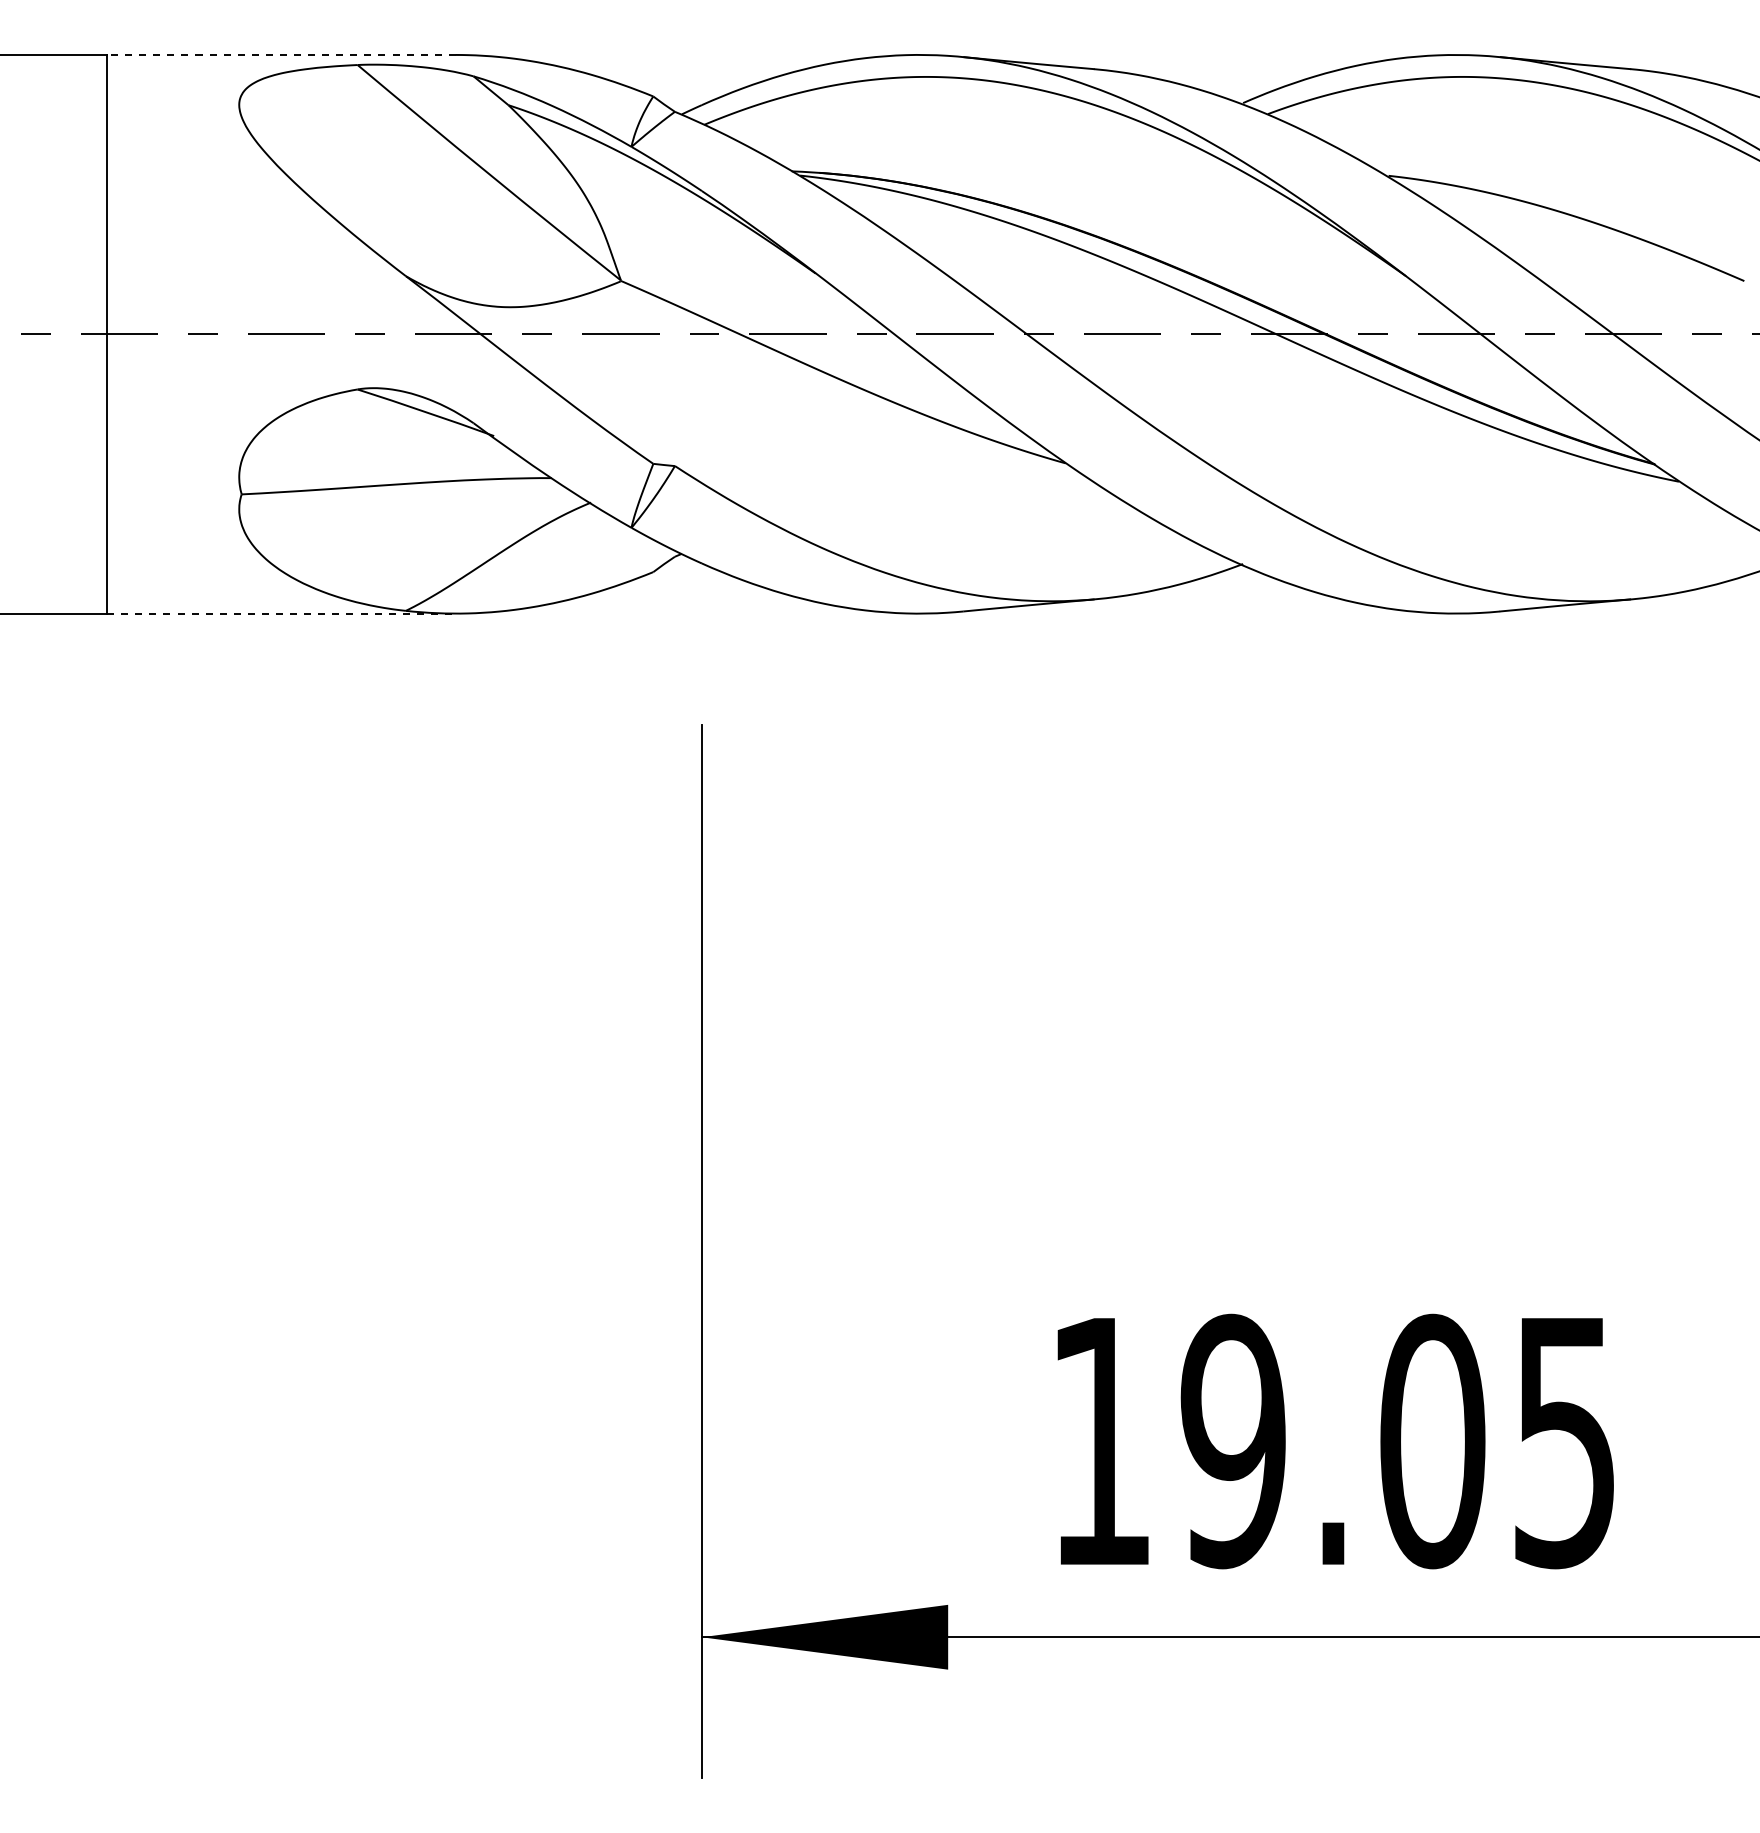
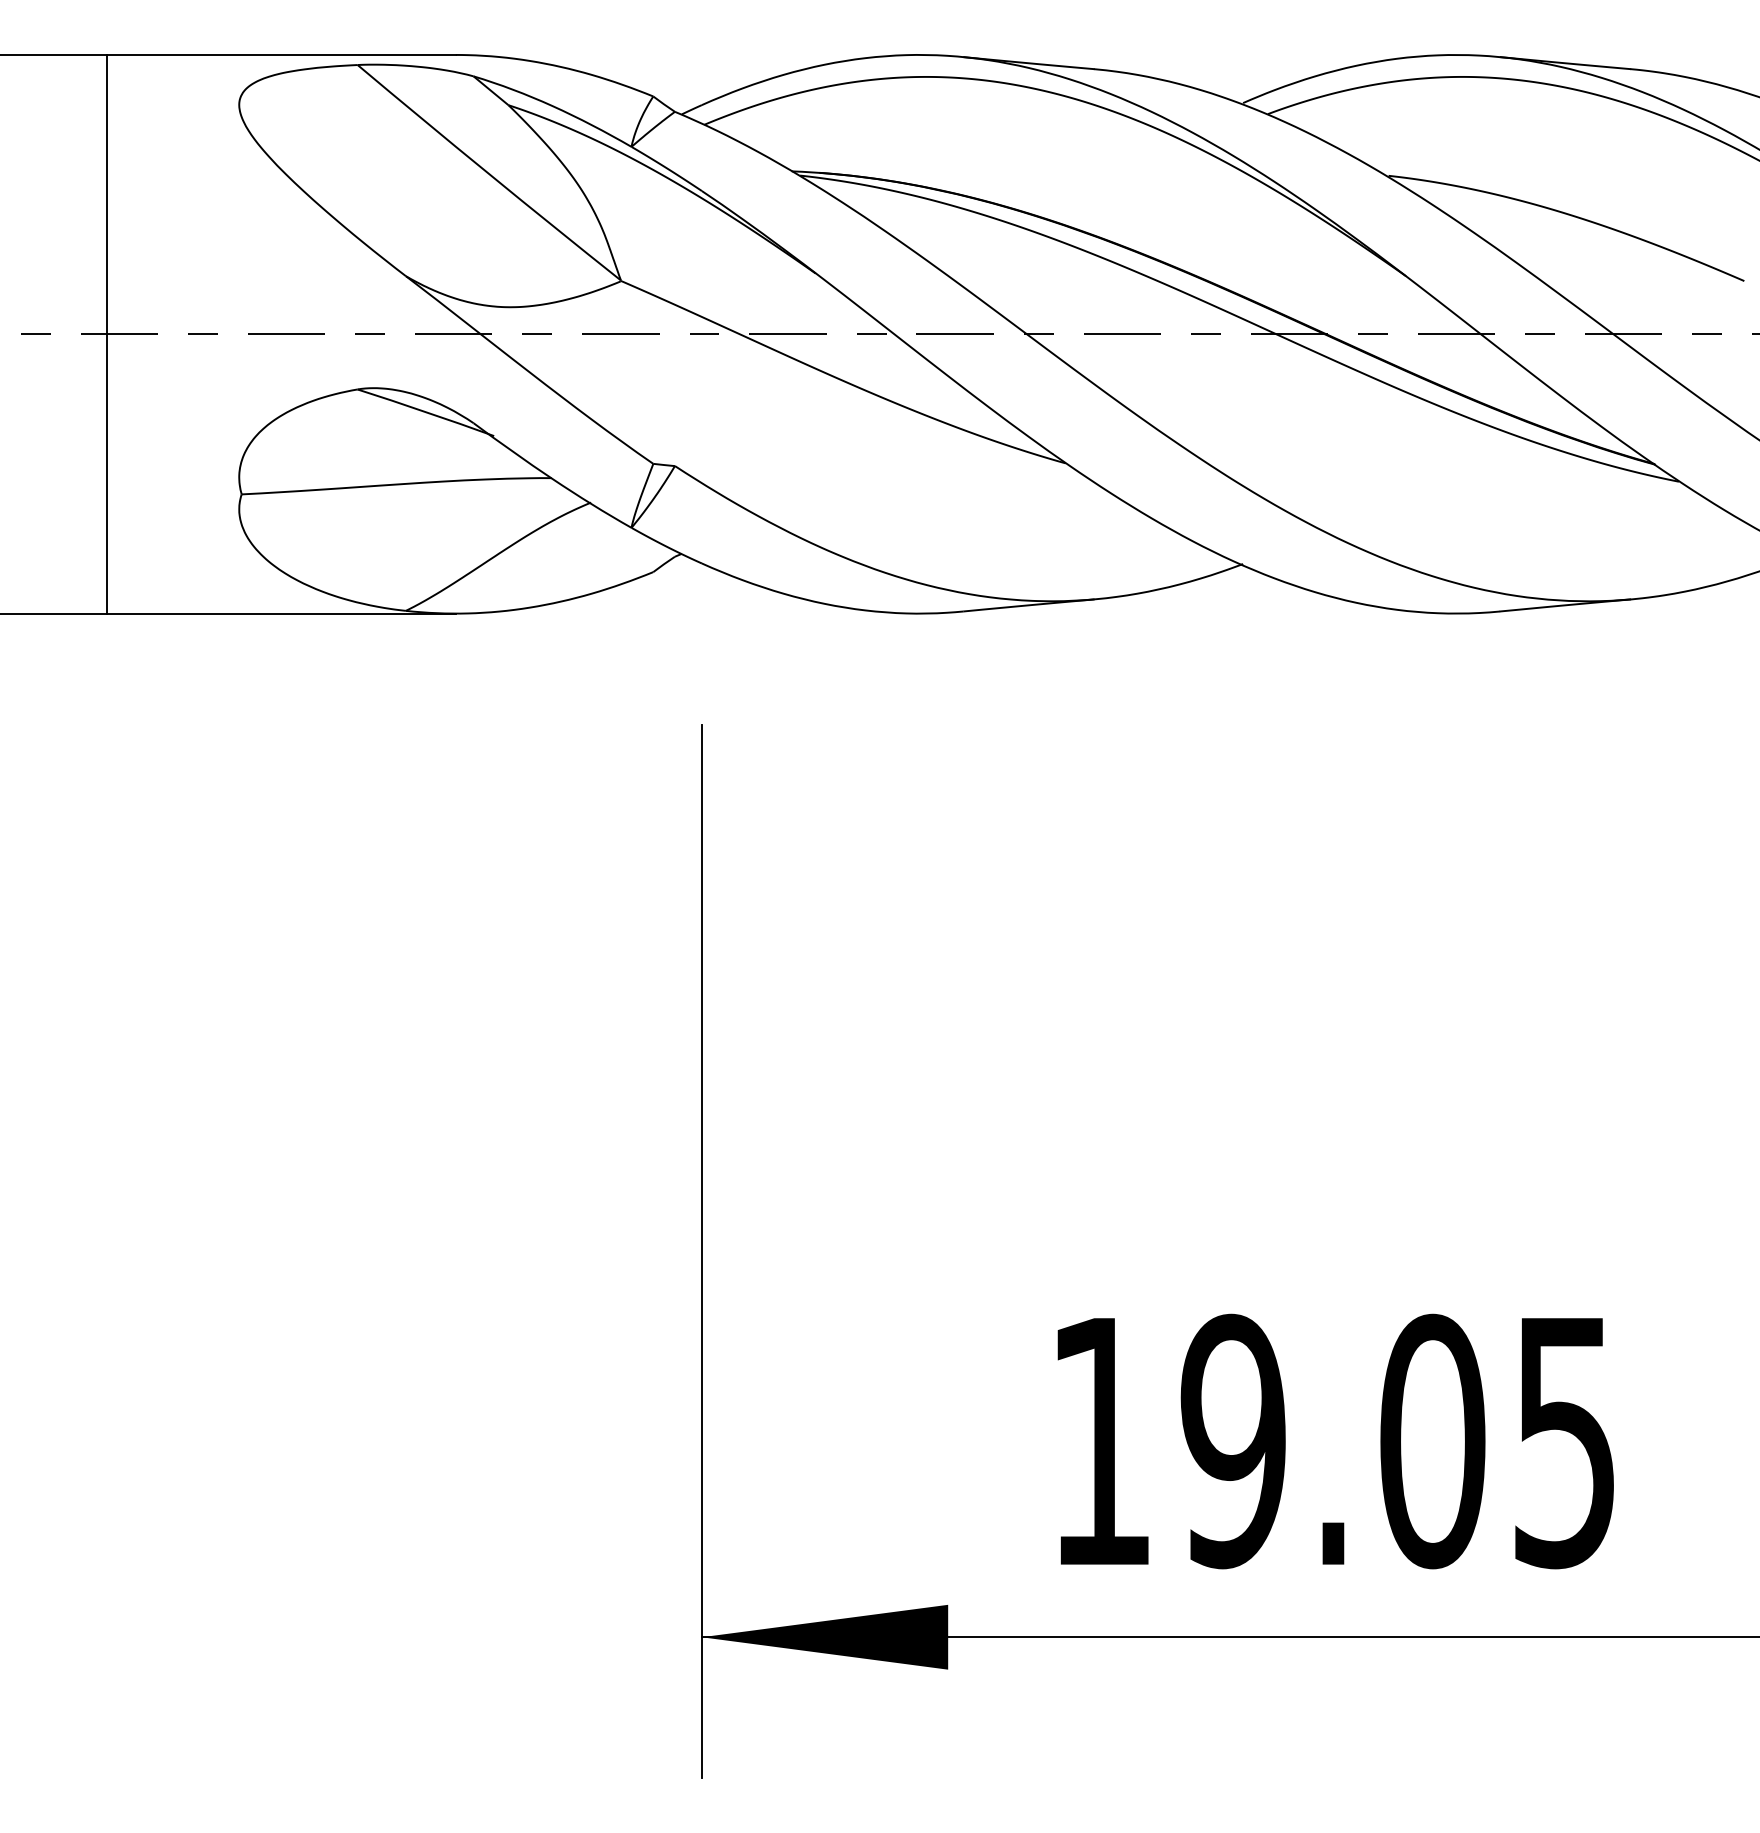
line: dashed -> solid (281, 54)
line: dashed -> solid (282, 613)
